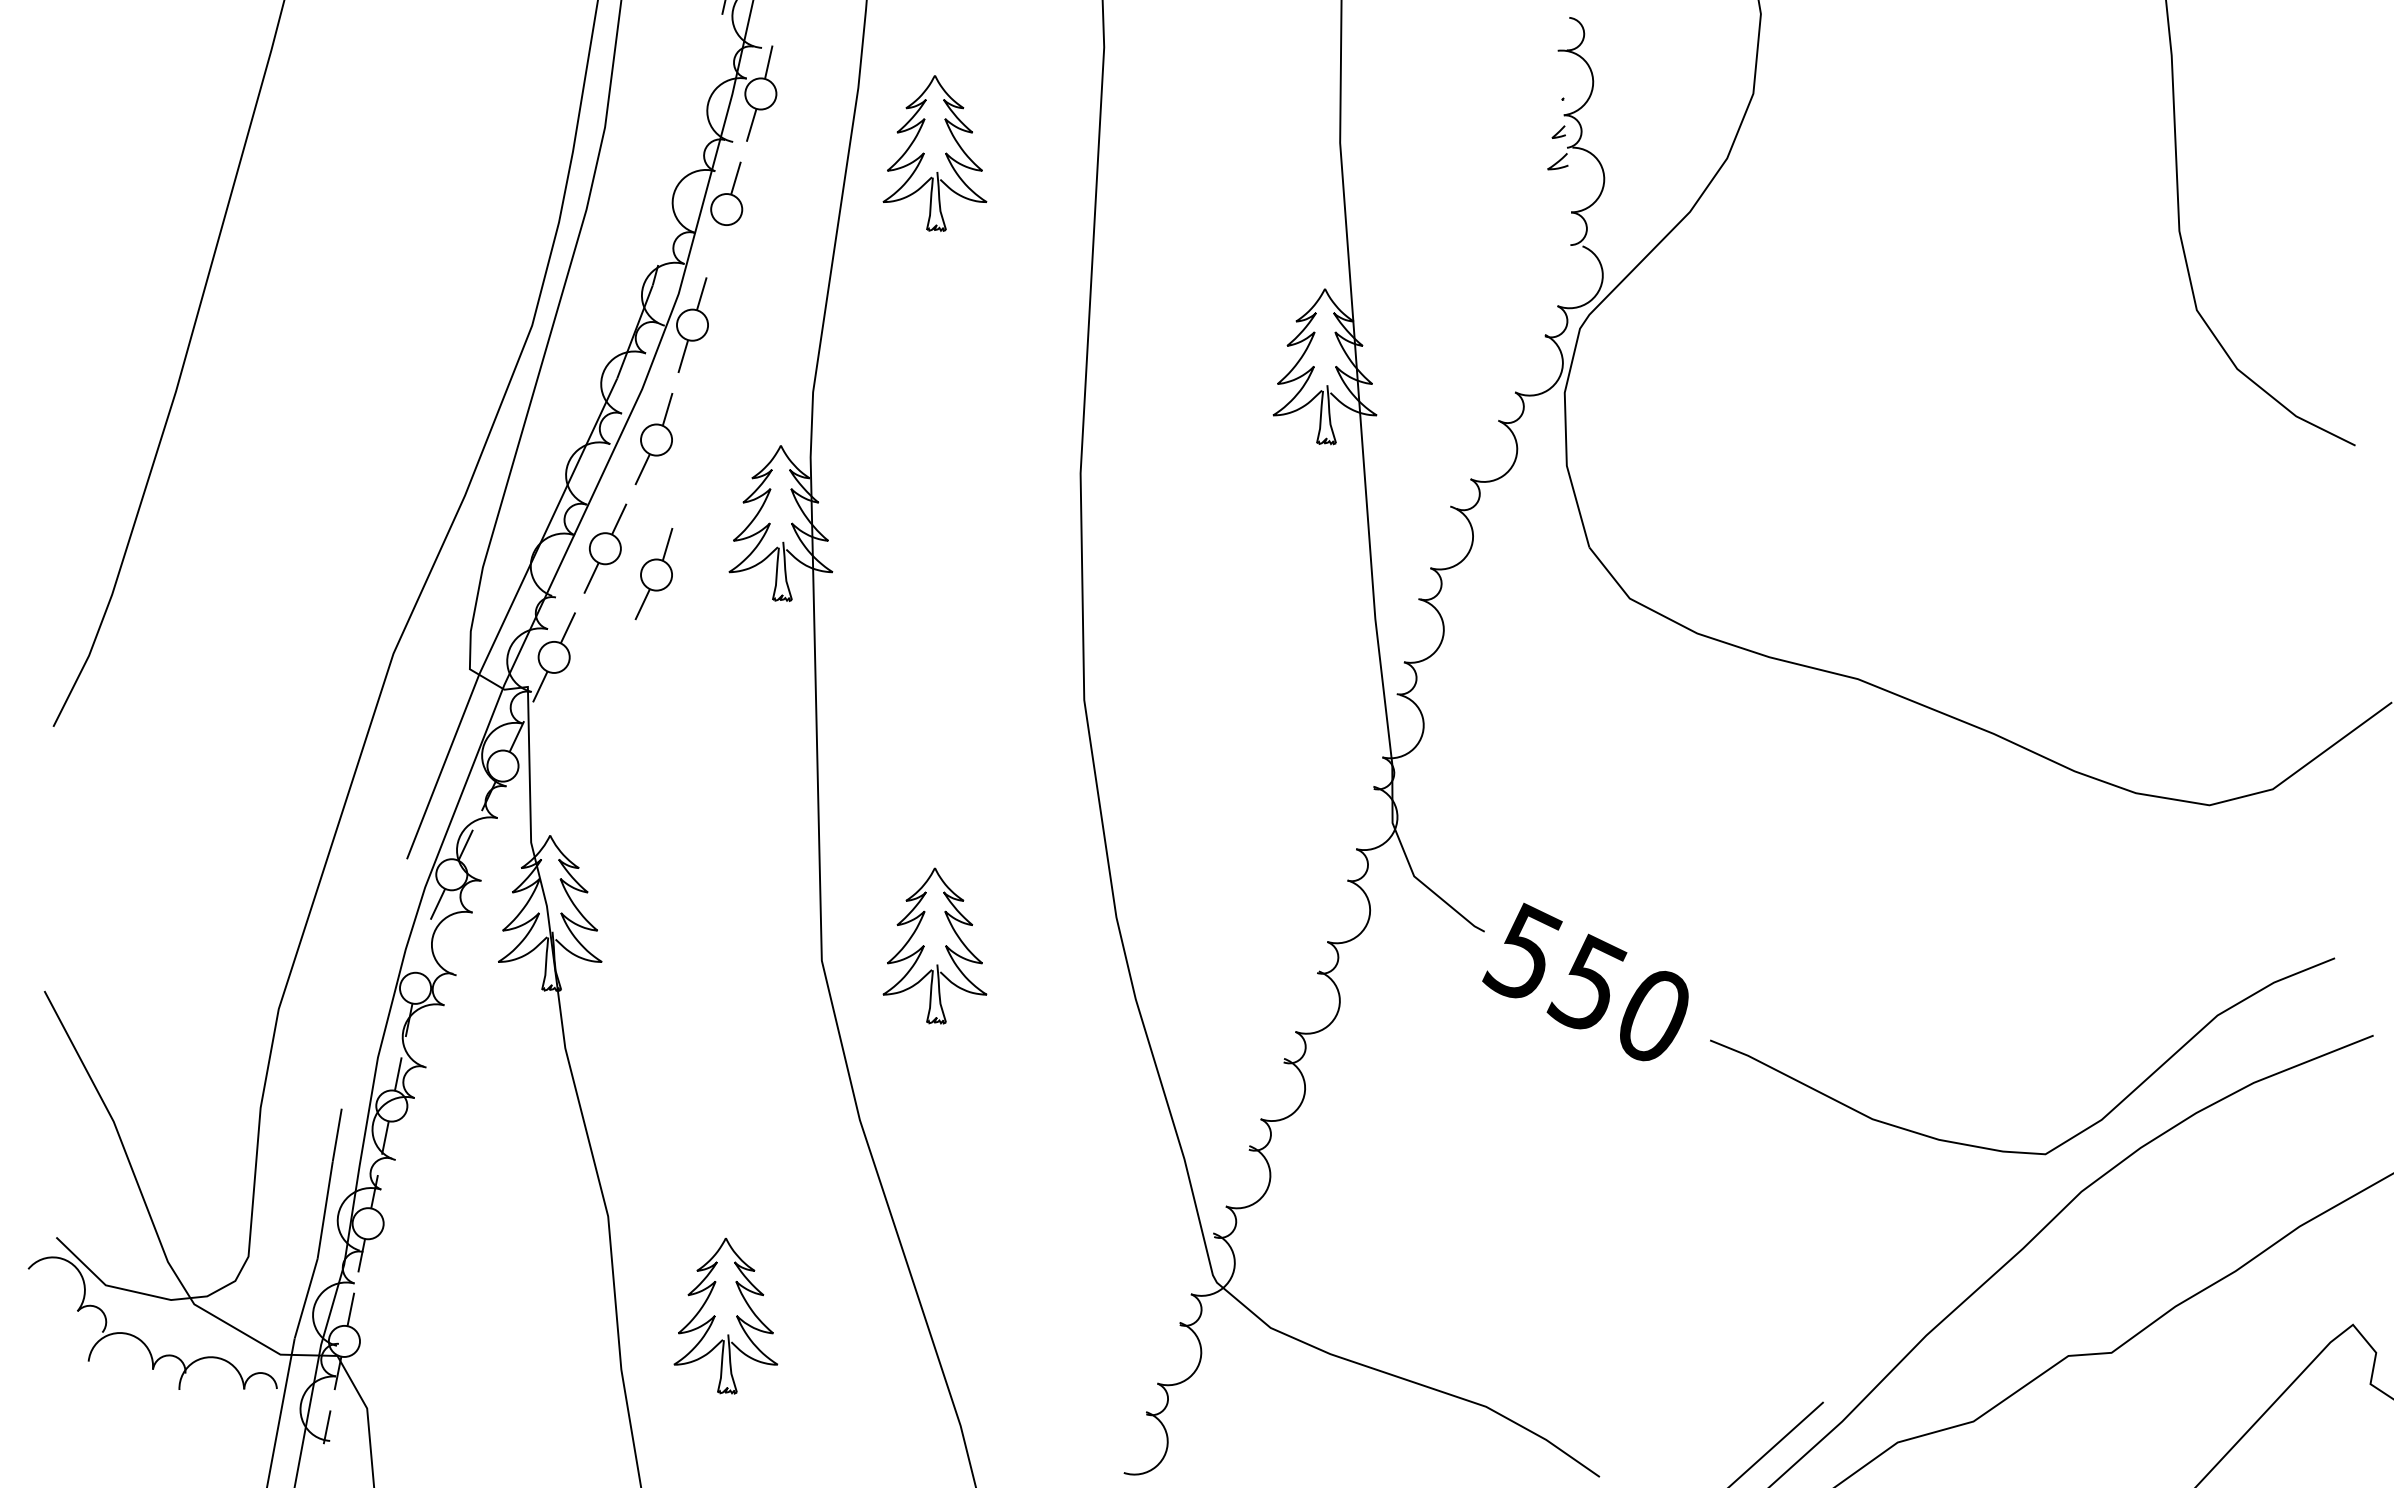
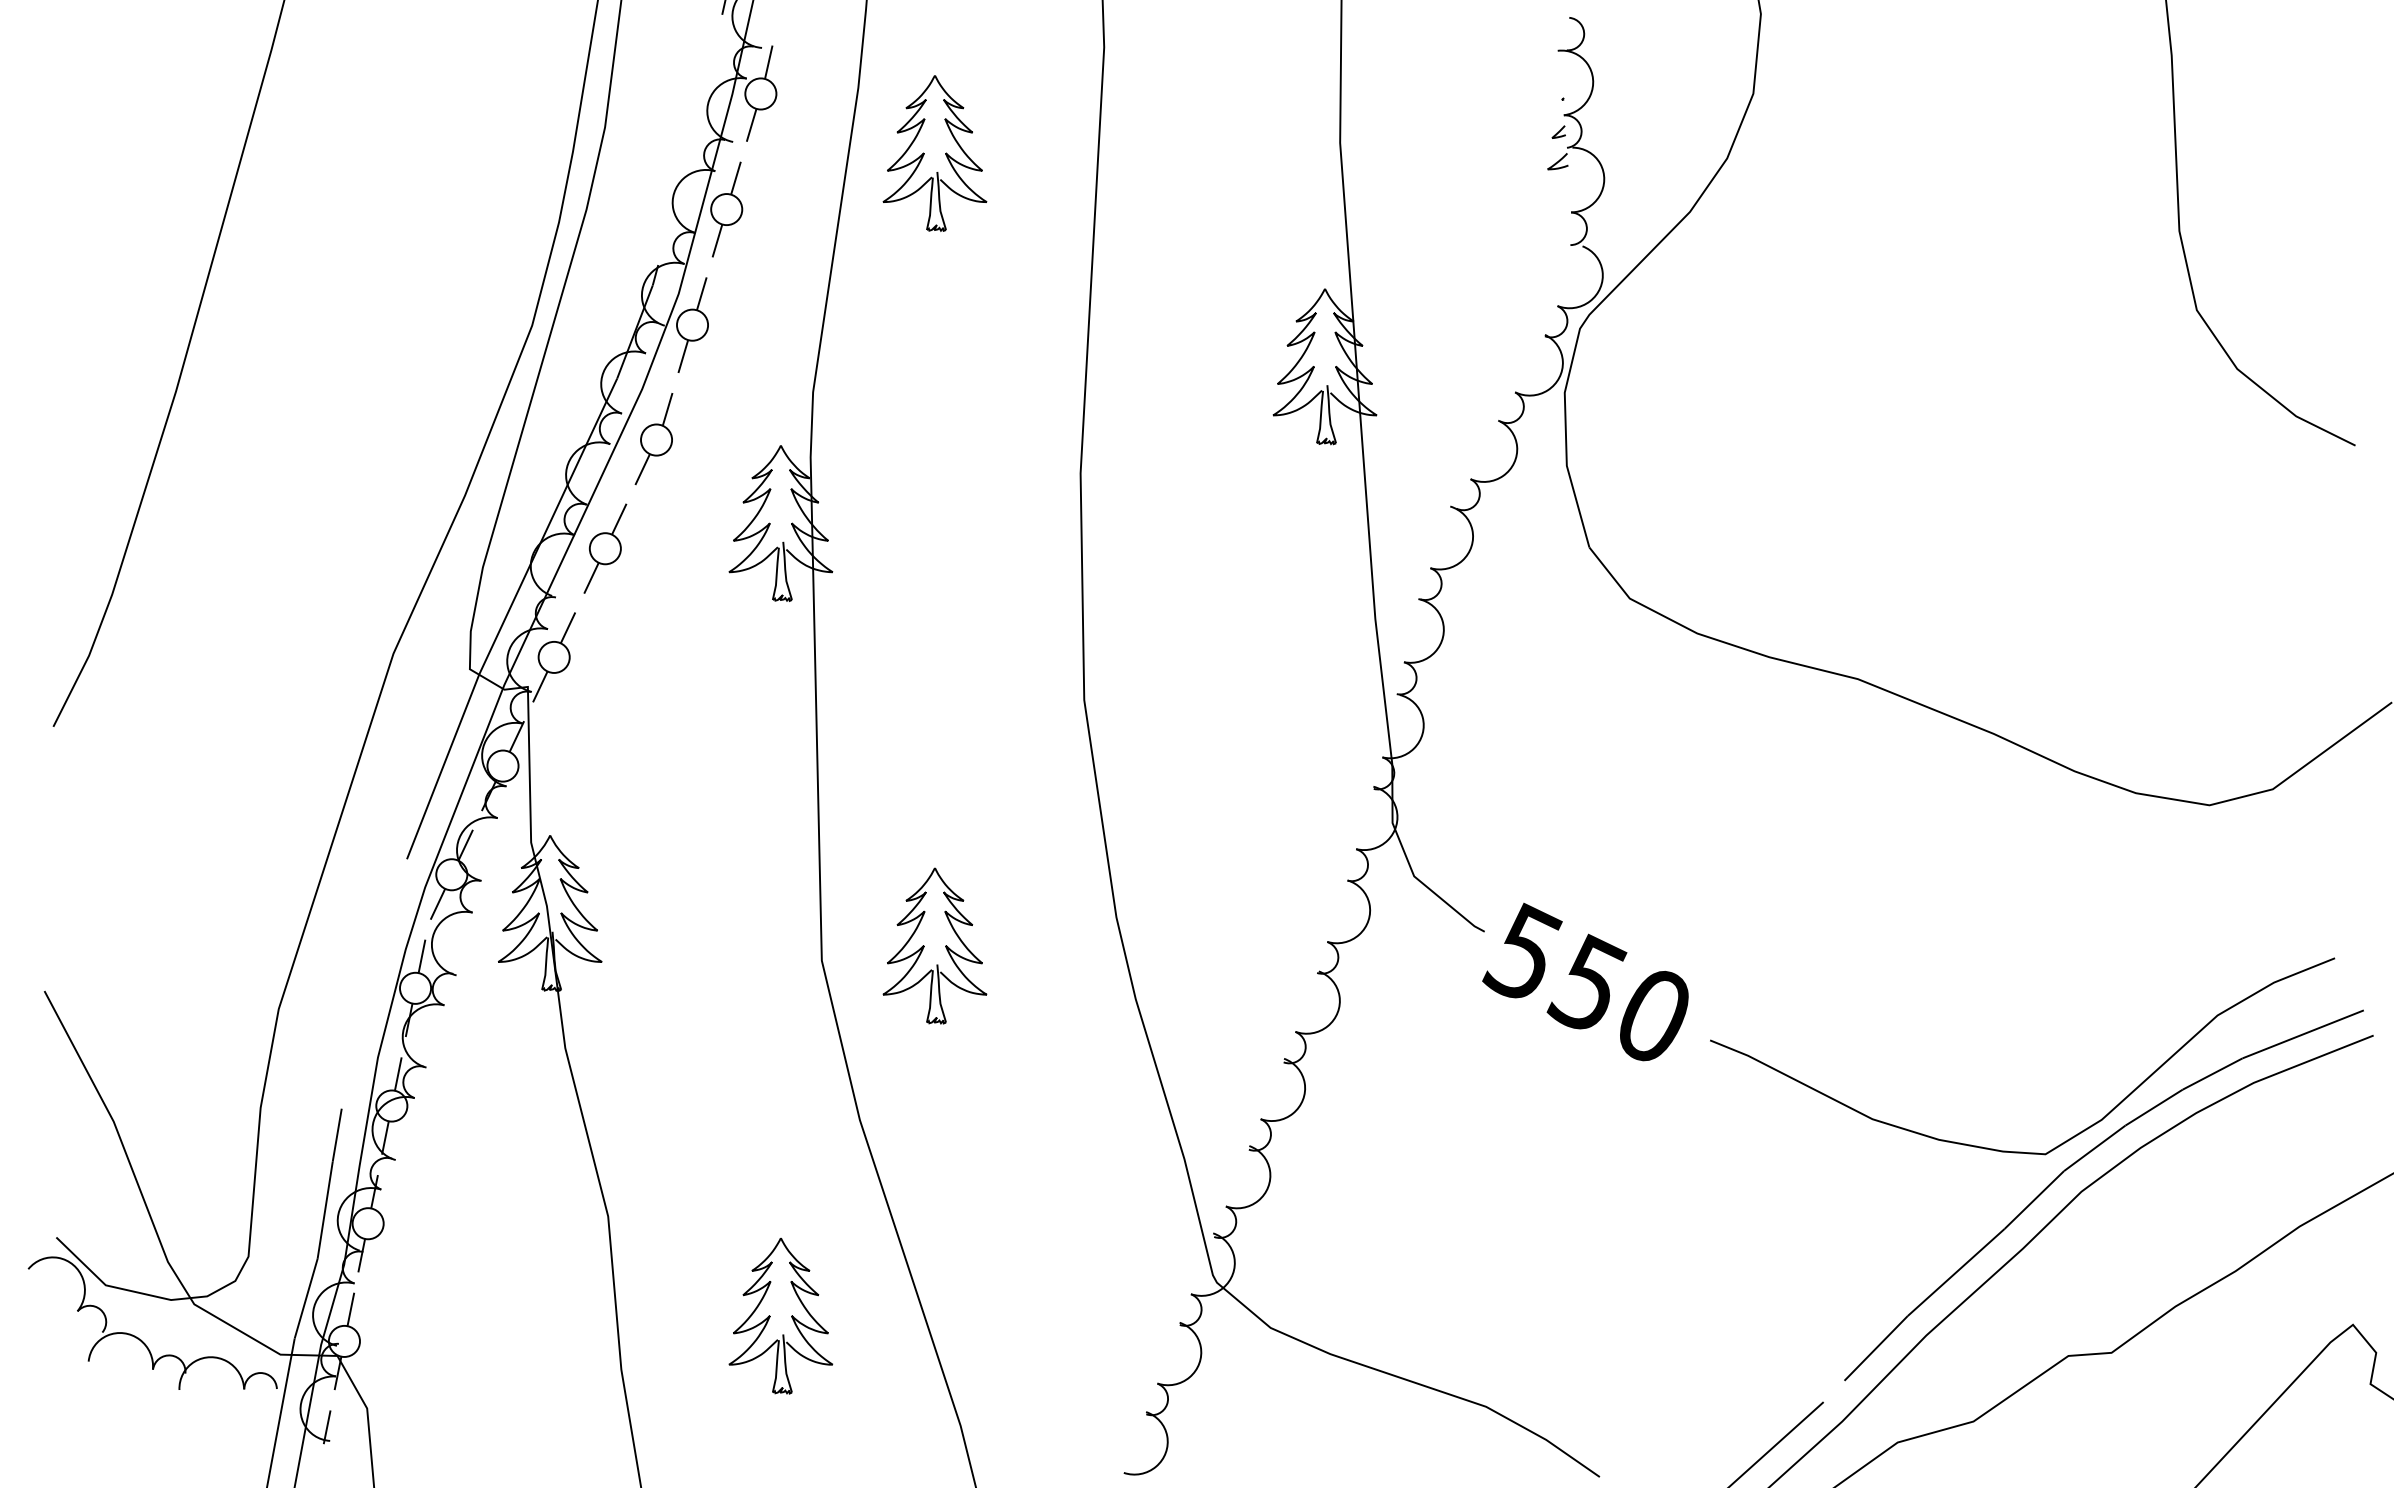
line: none -> present (717, 240)
part: present -> none (653, 574)
line: none -> present (421, 956)
curve: none -> present (2076, 1163)
part position: (715, 1316) -> (770, 1316) (770, 1316)
